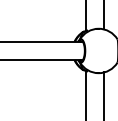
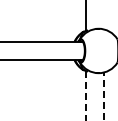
line: present -> none (104, 15)
line: solid -> dashed (85, 95)
line: solid -> dashed (104, 96)
